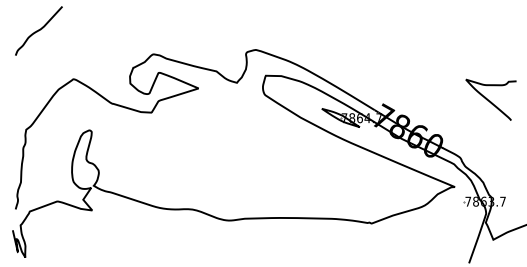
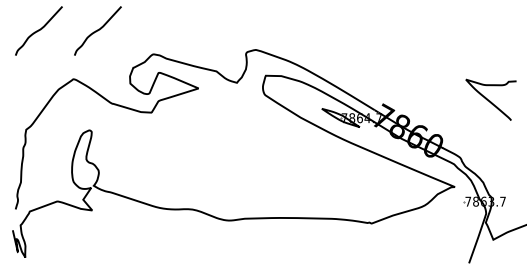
curve: none -> present (97, 30)
